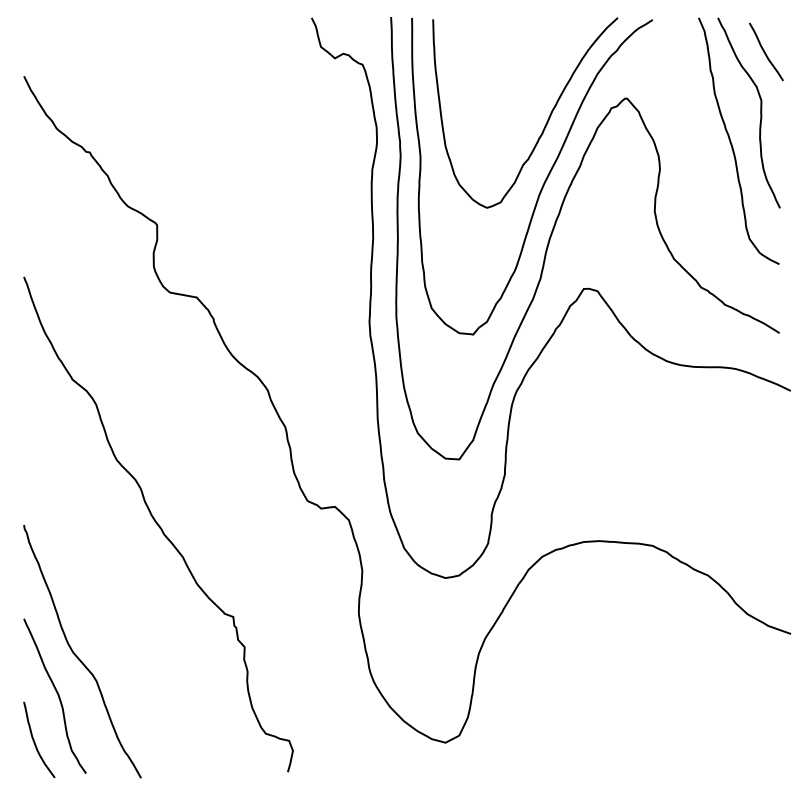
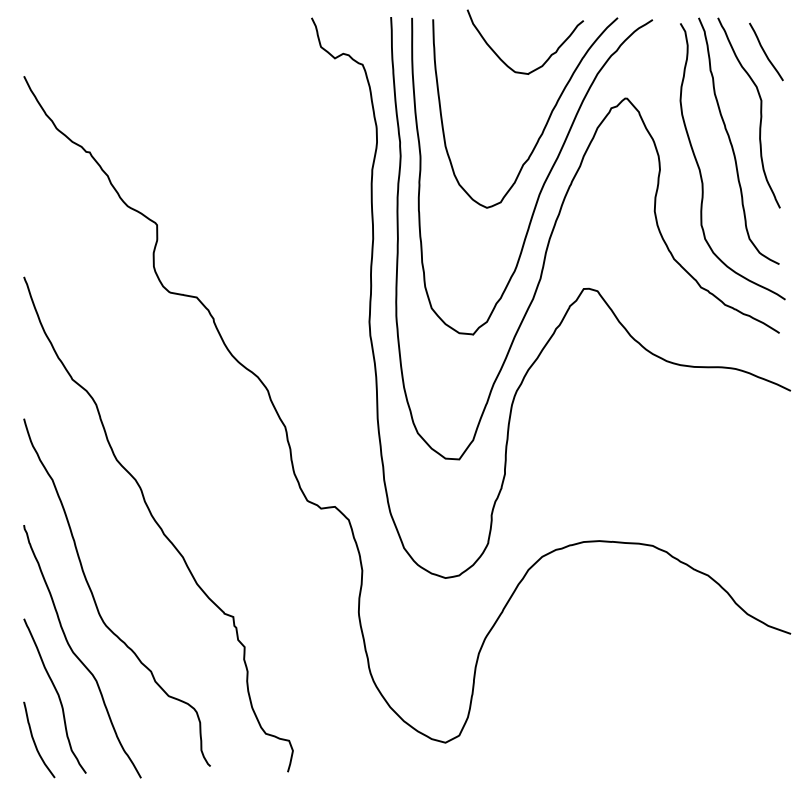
curve: none -> present (545, 60)
curve: none -> present (700, 168)
curve: none -> present (95, 599)
